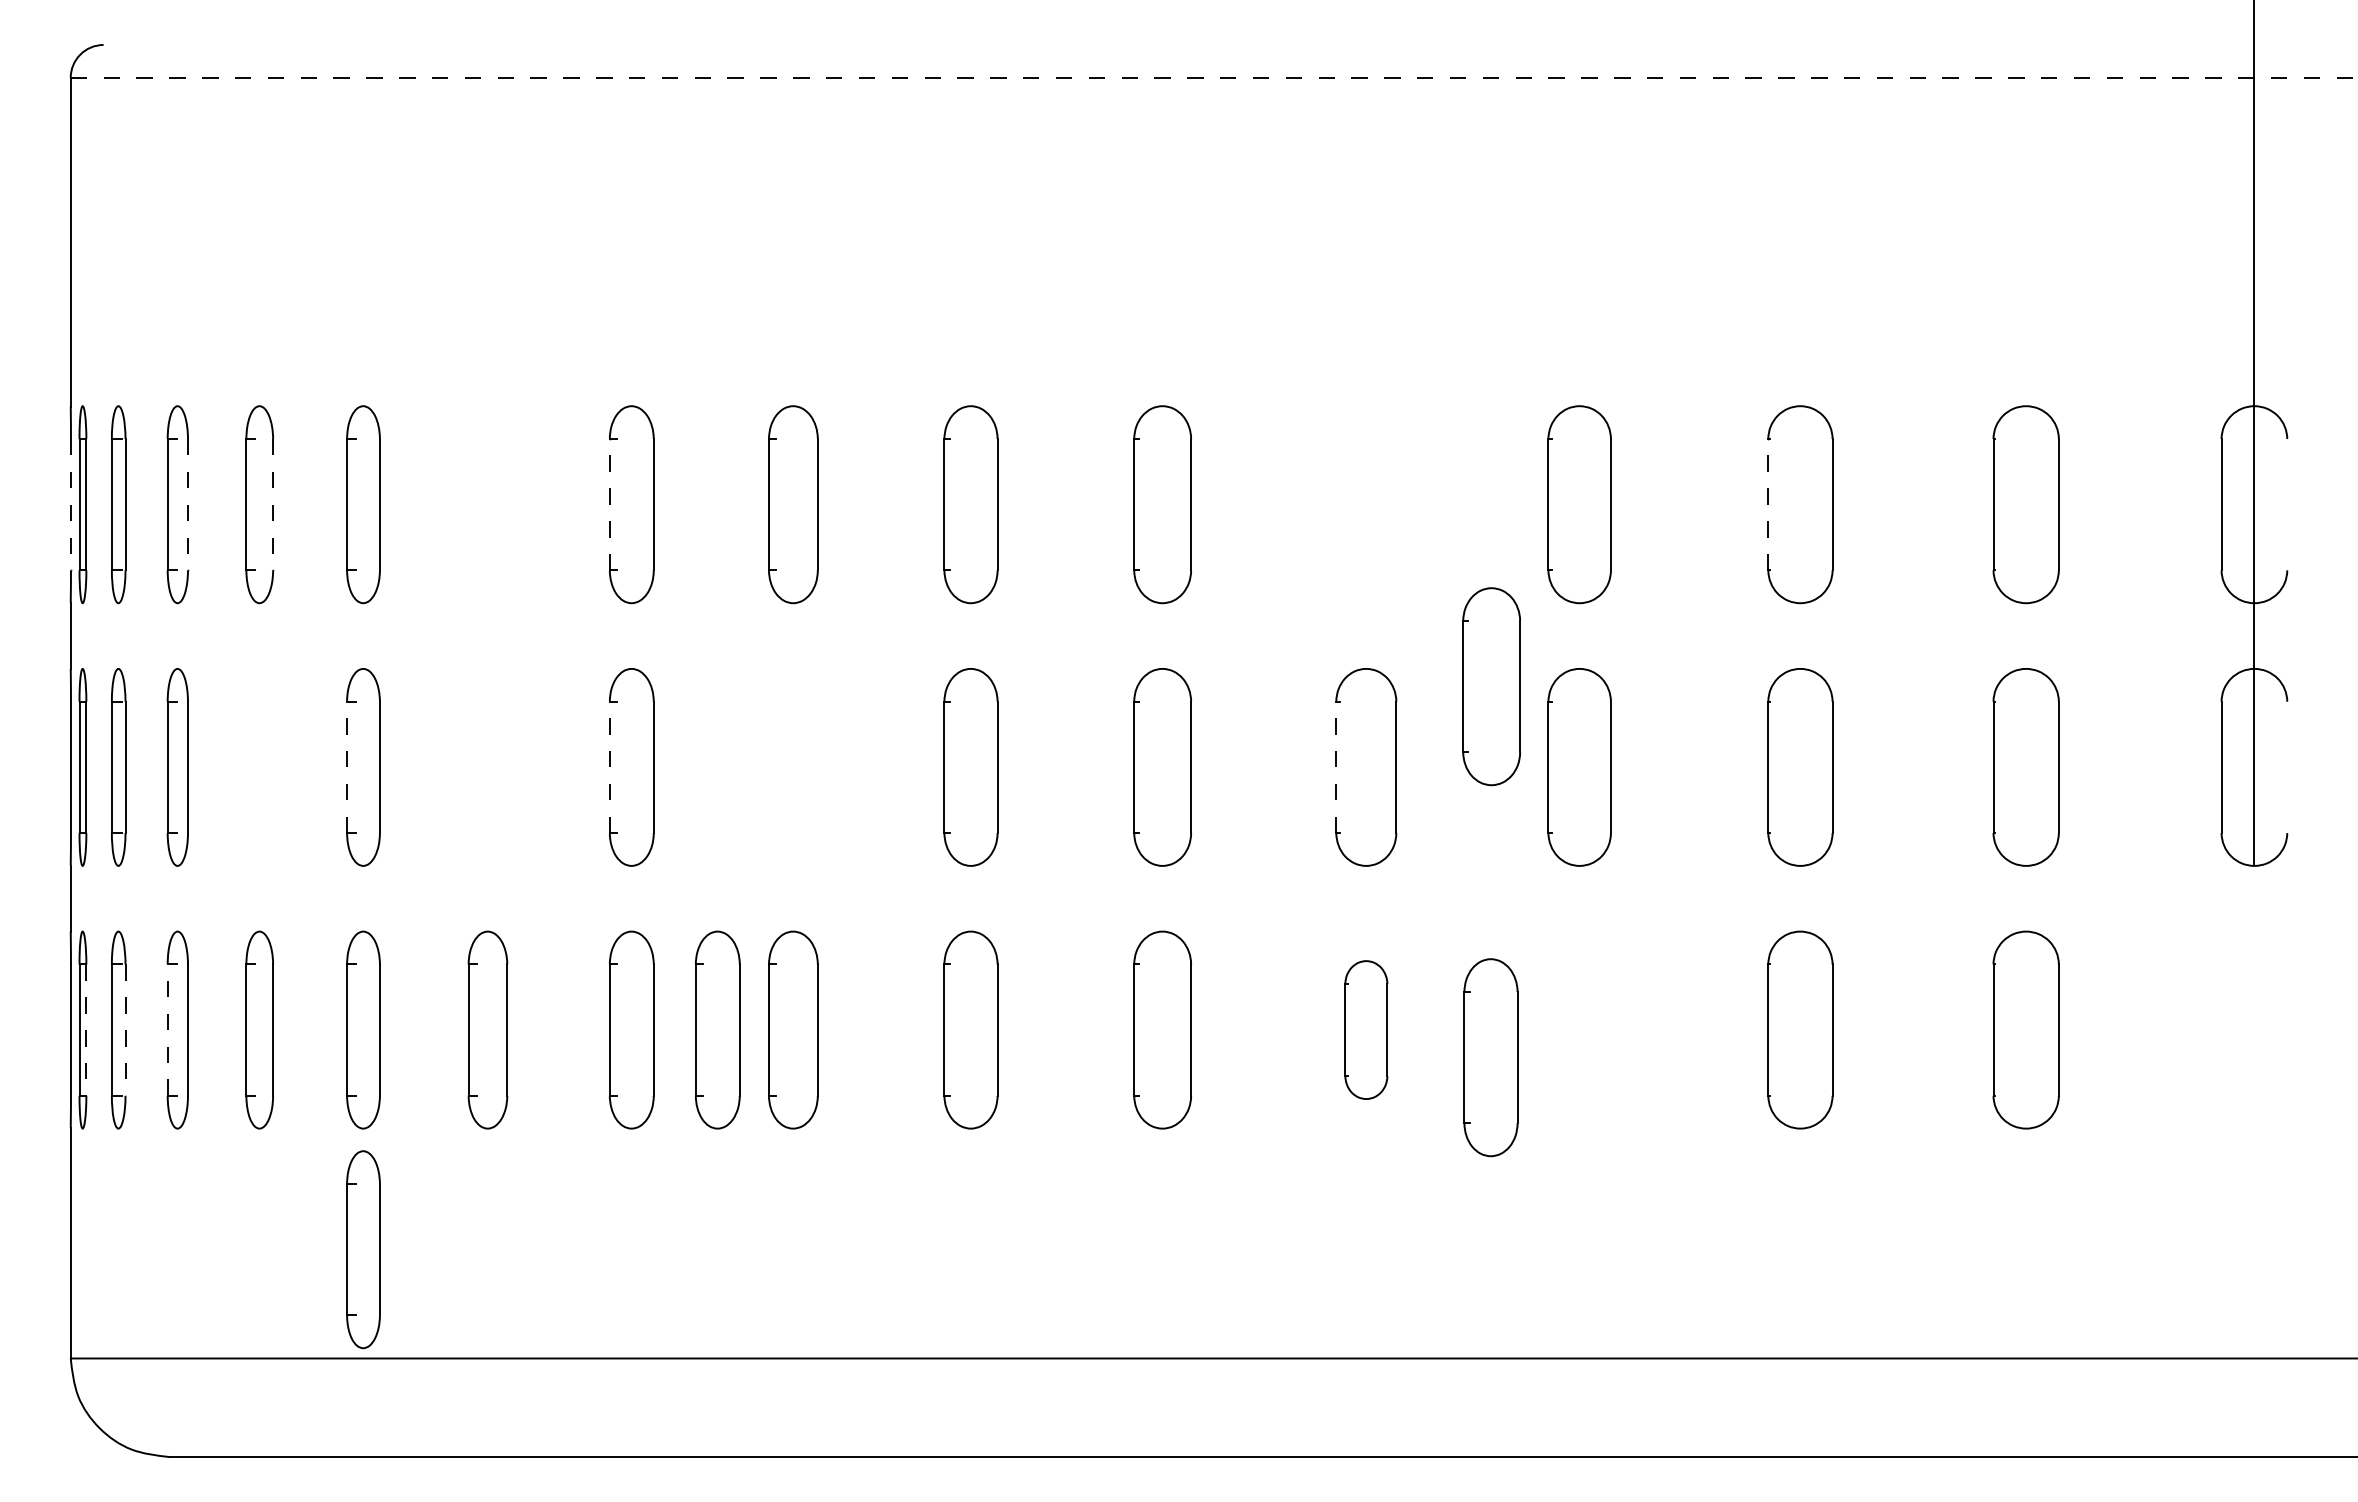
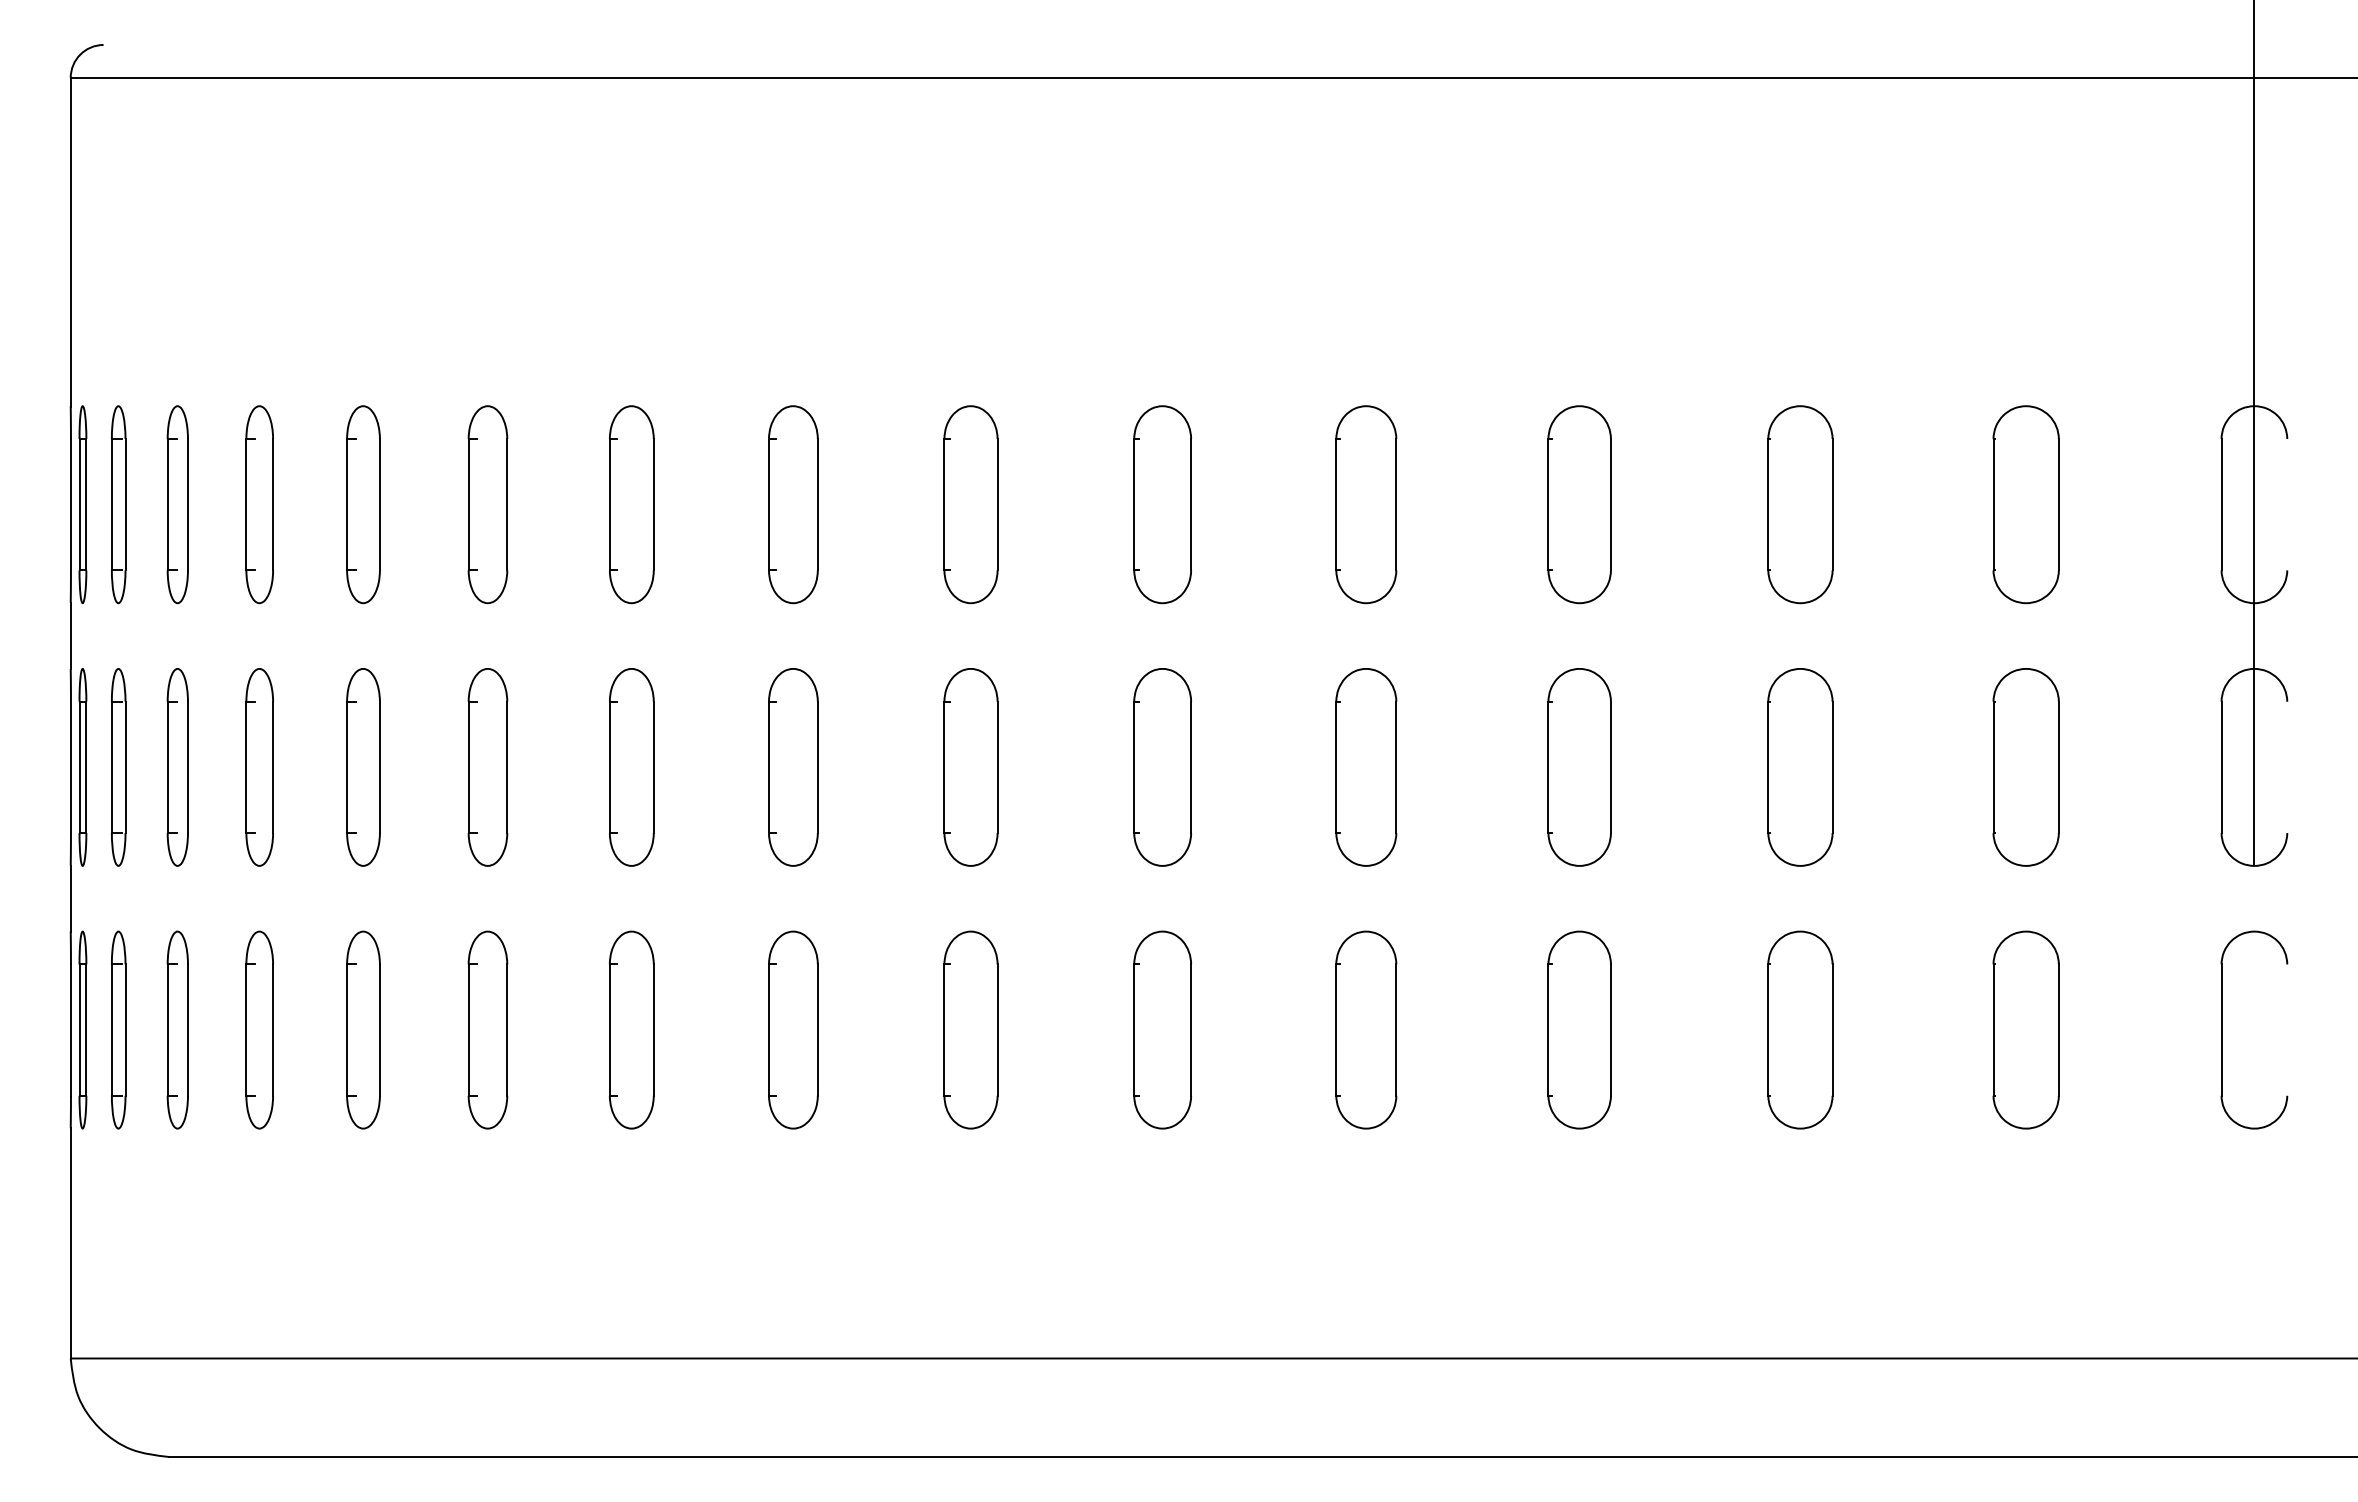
line: dashed -> solid (1214, 77)
line: dashed -> solid (70, 504)
line: dashed -> solid (188, 504)
line: dashed -> solid (273, 504)
part: none -> present (487, 504)
line: dashed -> solid (609, 504)
part: none -> present (1366, 504)
line: dashed -> solid (1768, 504)
part: present -> none (1491, 686)
part: none -> present (259, 767)
line: dashed -> solid (347, 767)
part: none -> present (487, 767)
line: dashed -> solid (609, 767)
part: none -> present (793, 767)
line: dashed -> solid (1336, 767)
part: present -> none (717, 1029)
part size: 45x140 px -> 63x200 px (1366, 1029)
part: none -> present (1579, 1029)
part: none -> present (2222, 1029)
line: dashed -> solid (86, 1030)
line: dashed -> solid (125, 1030)
line: dashed -> solid (167, 1030)
part: present -> none (1490, 1057)
part: present -> none (363, 1249)
